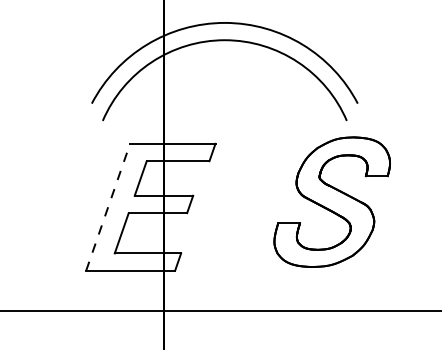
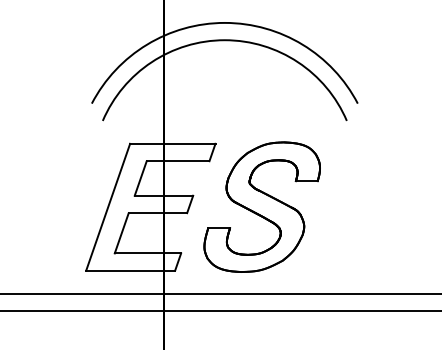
part position: (331, 201) -> (261, 206) (261, 206)
line: dashed -> solid (108, 206)
line: none -> present (219, 293)
